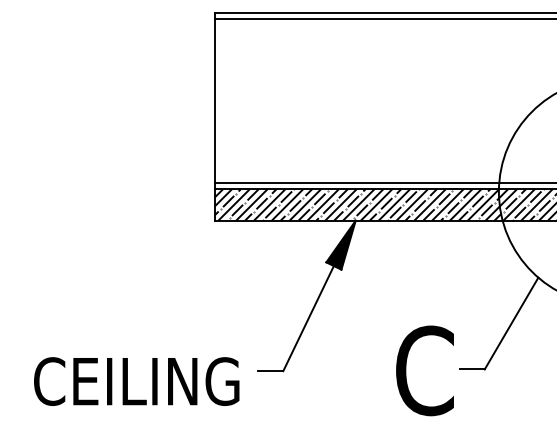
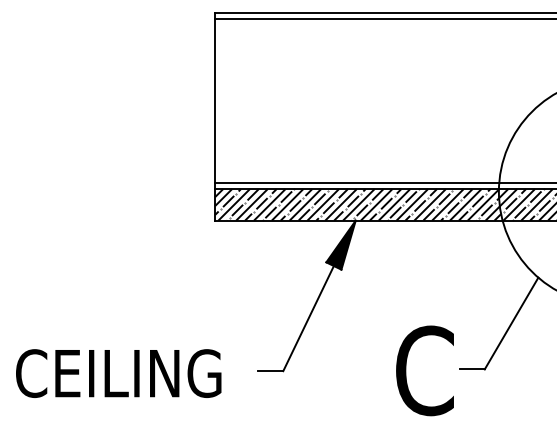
text position: (136, 381) -> (118, 373) (118, 373)
